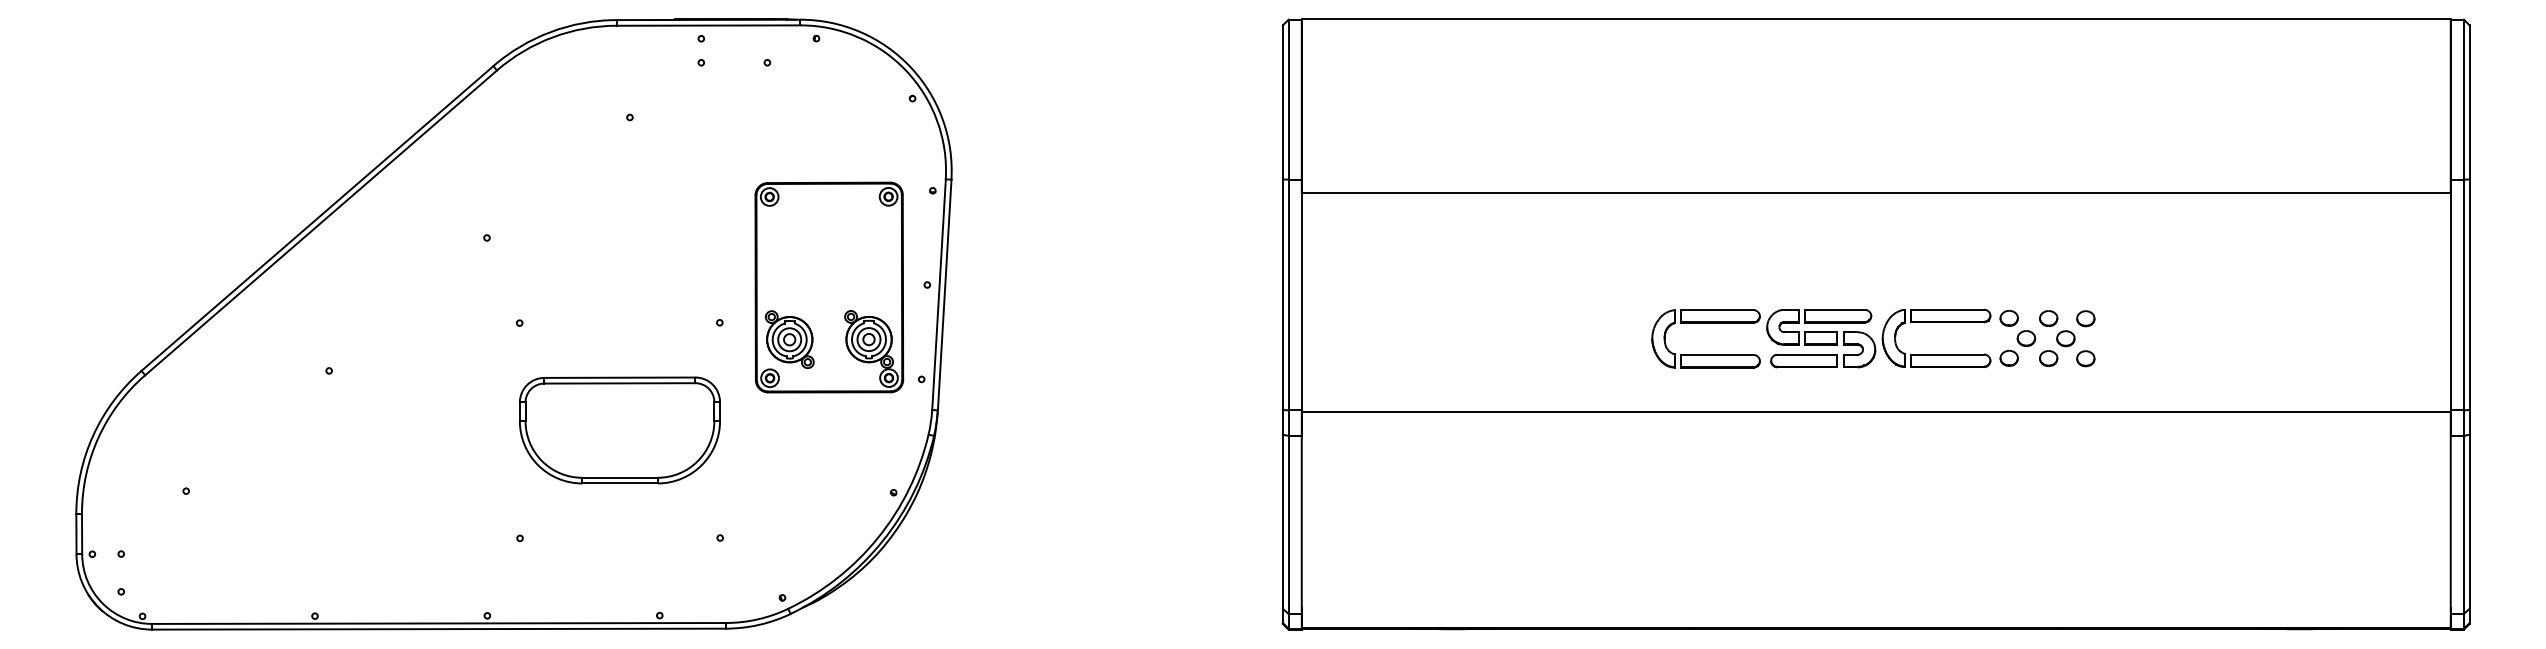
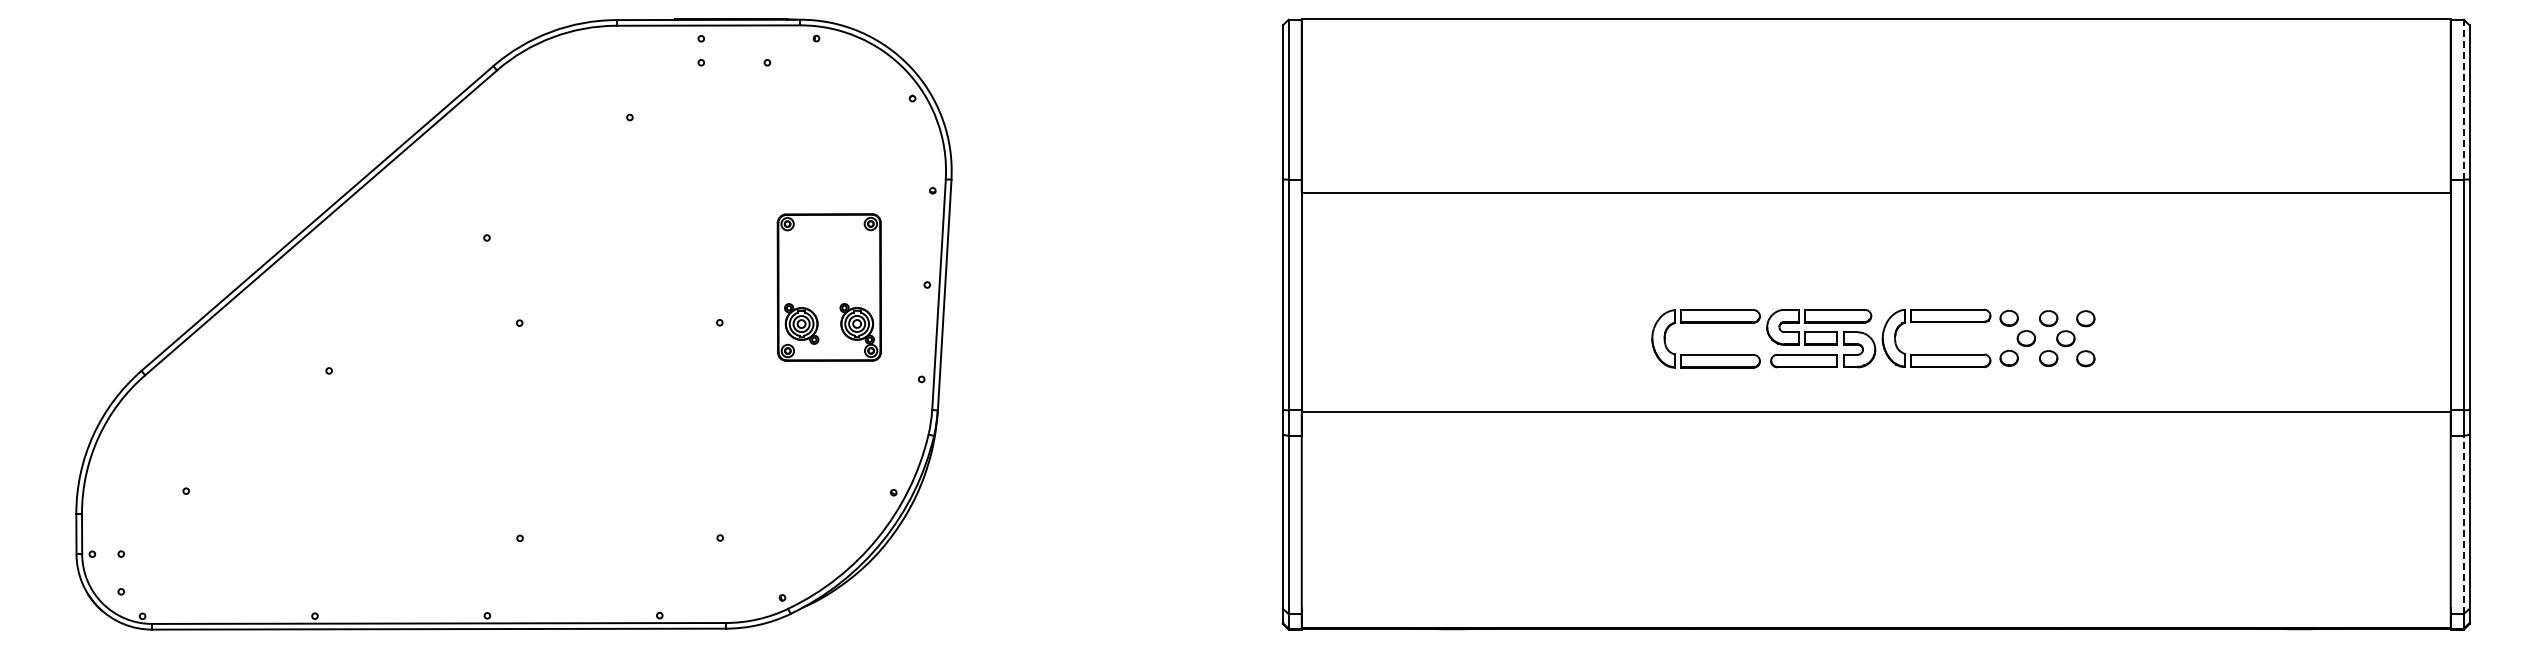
line: solid -> dashed (2463, 99)
part size: 151x213 px -> 106x149 px (828, 287)
part: present -> none (619, 430)
line: solid -> dashed (2463, 524)
